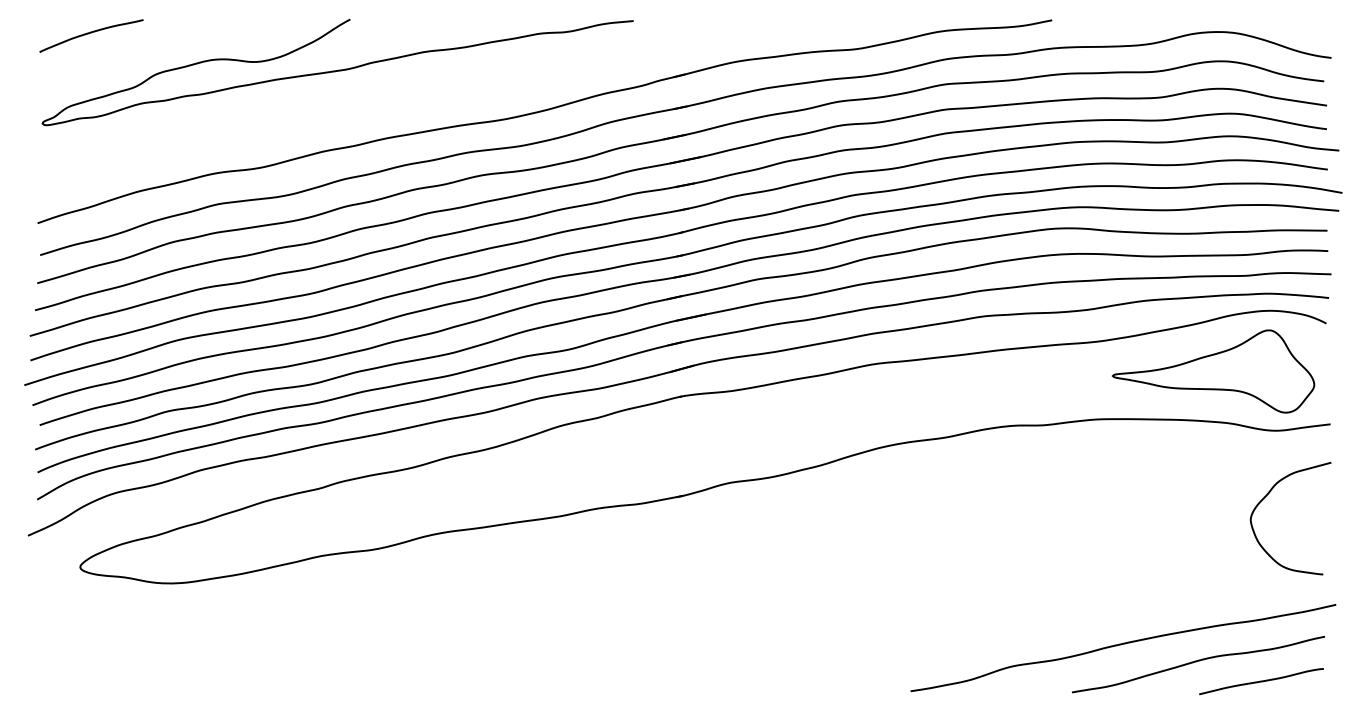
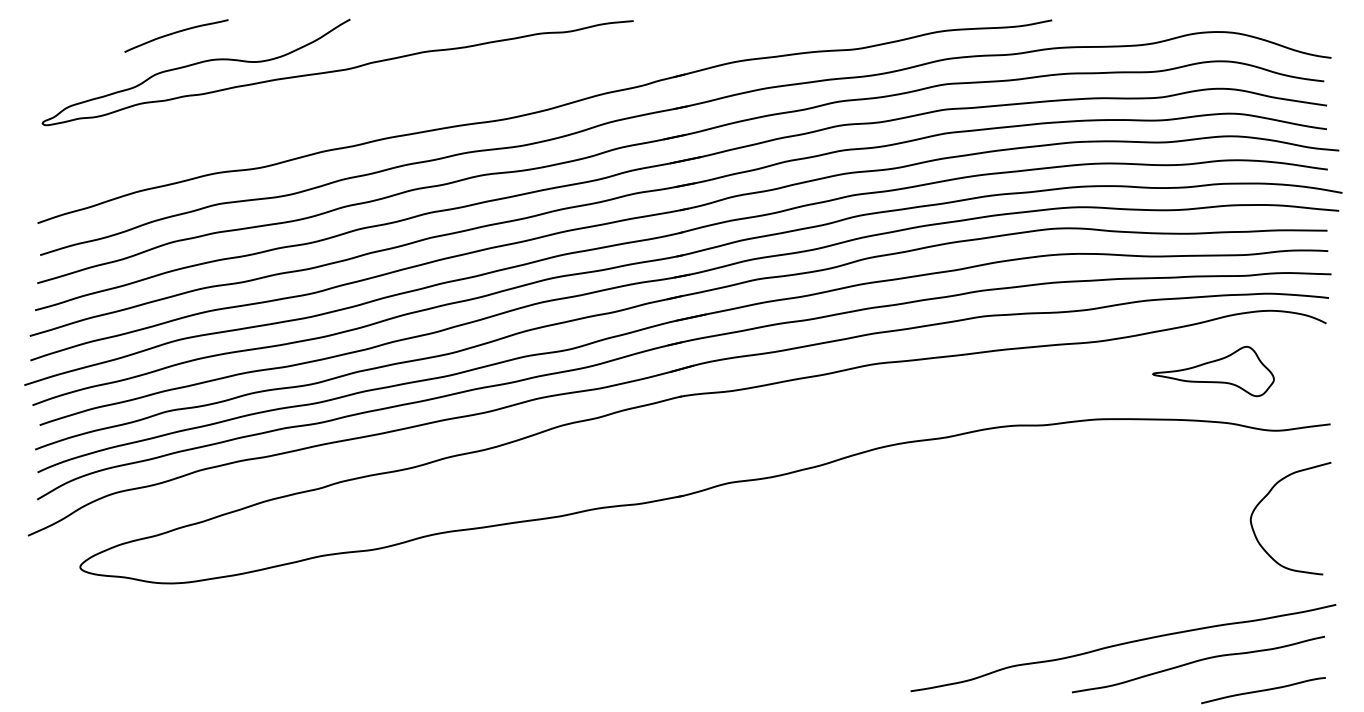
curve position: (91, 33) -> (176, 33) (176, 33)
part size: 205x85 px -> 123x52 px (1213, 371)
curve position: (1261, 681) -> (1263, 690) (1263, 690)
